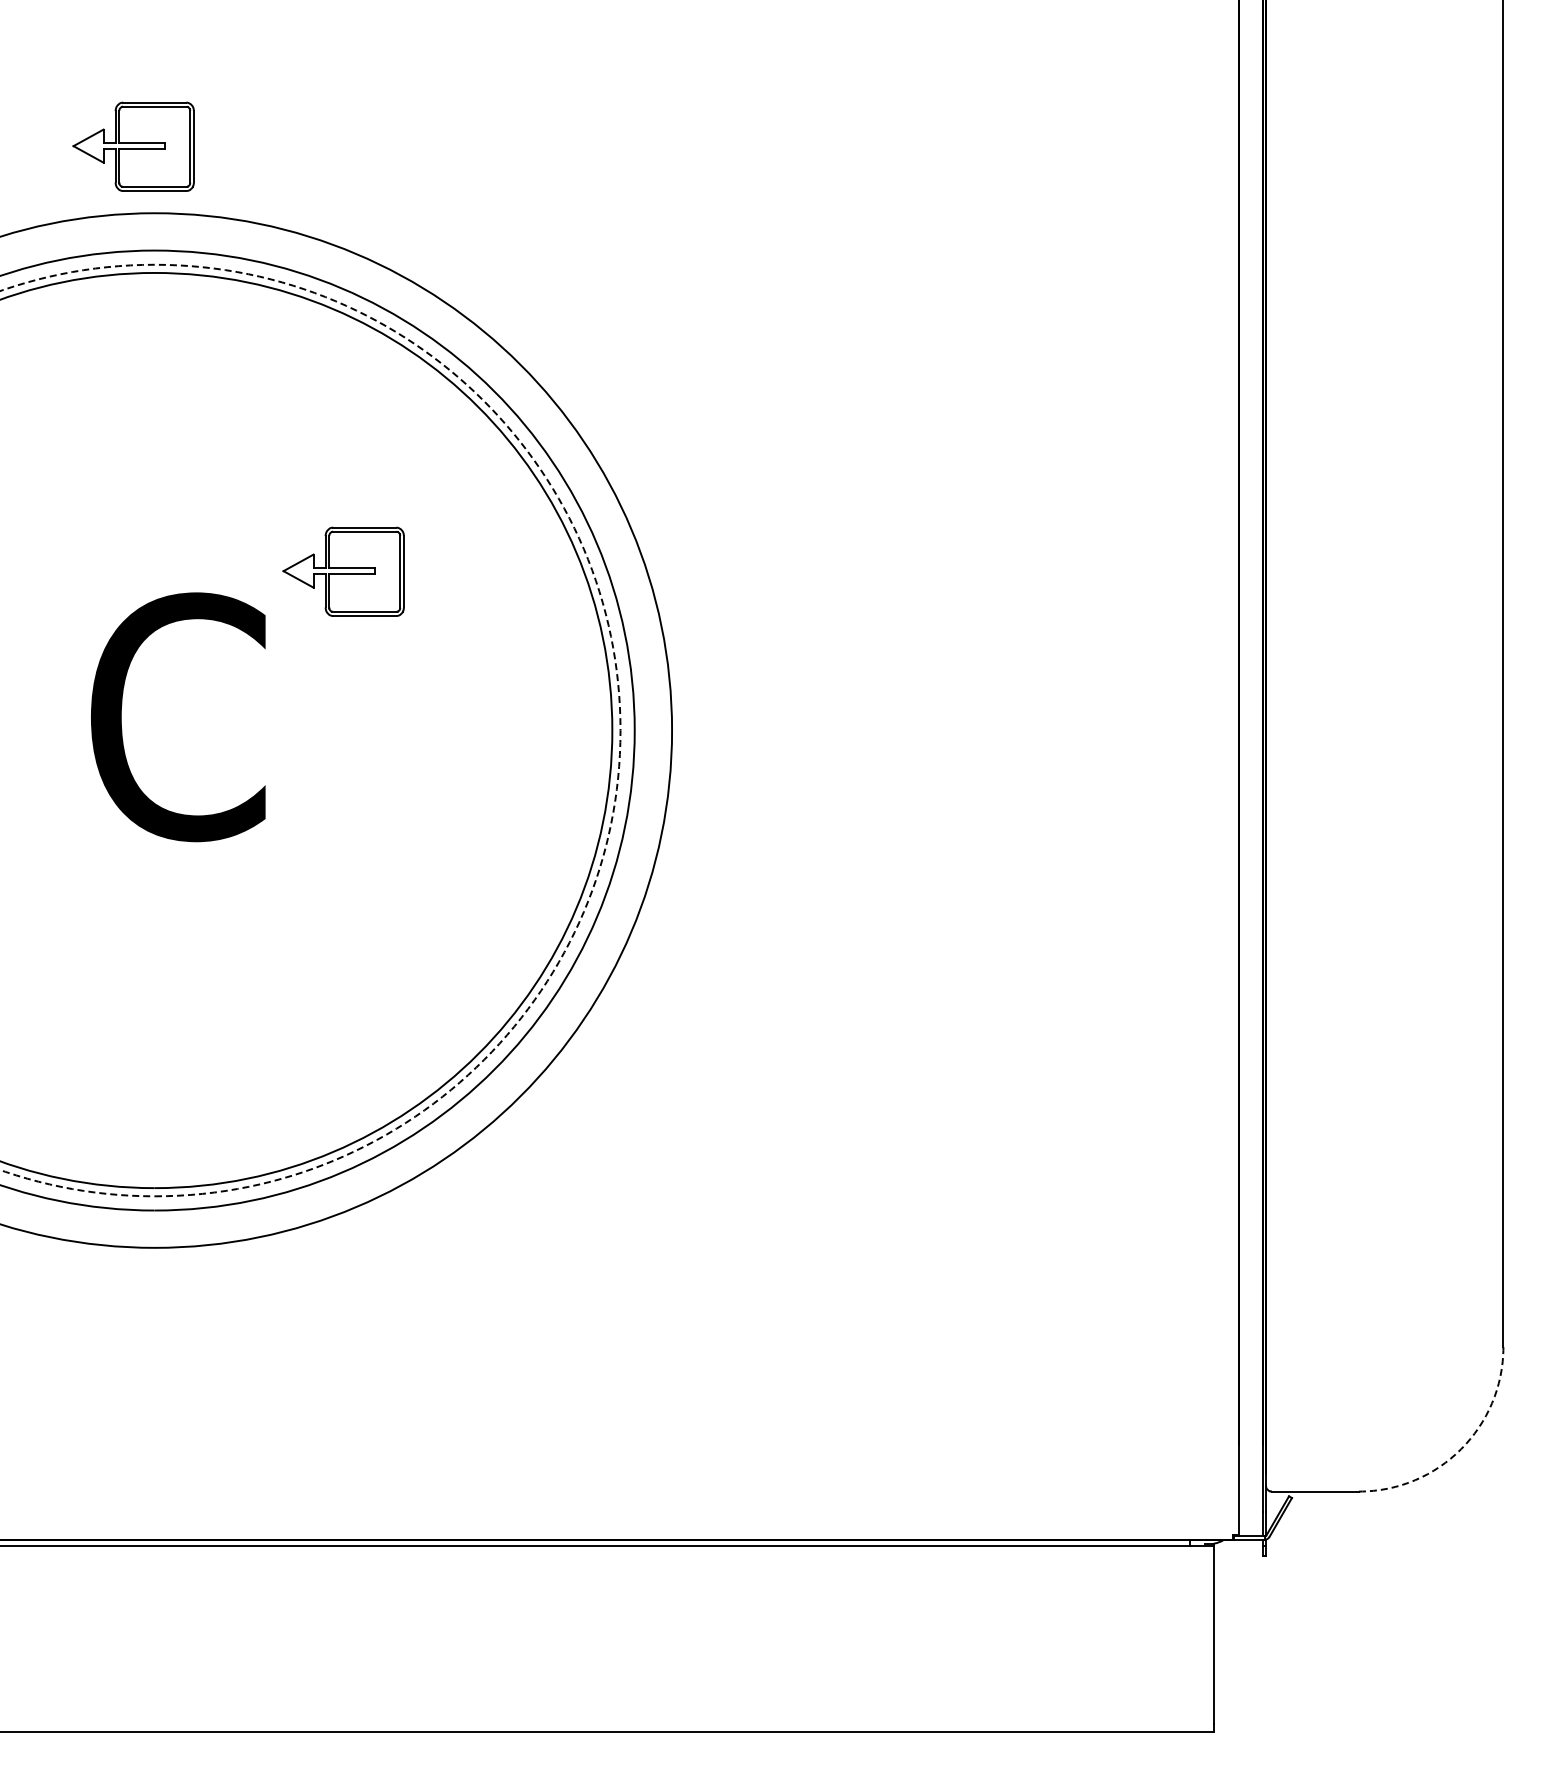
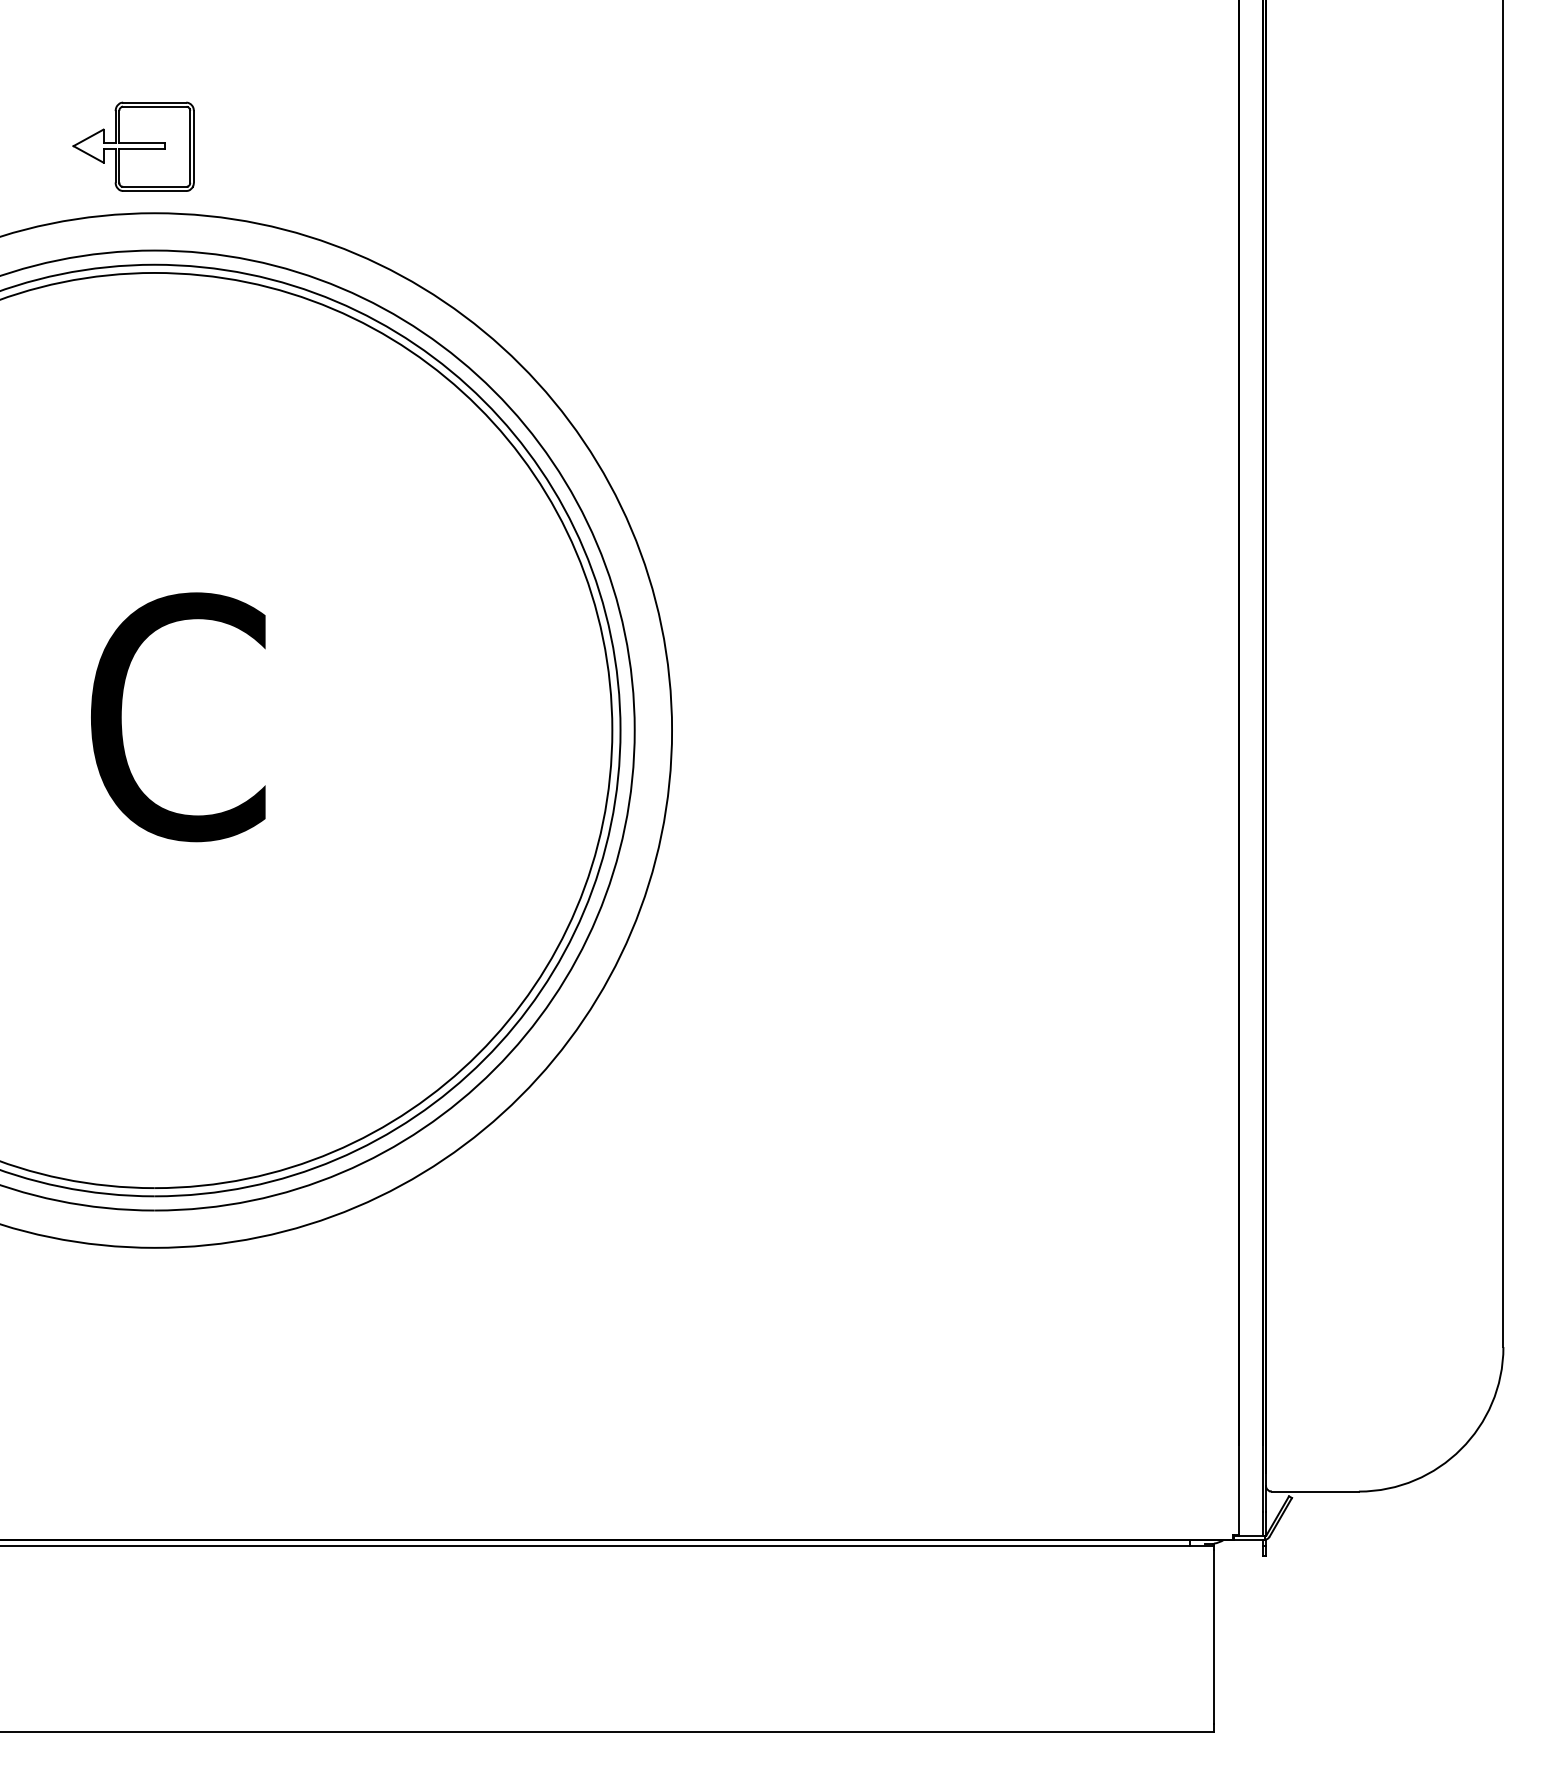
part: present -> none (343, 571)
arc: dashed -> solid (594, 575)
arc: dashed -> solid (1461, 1449)
